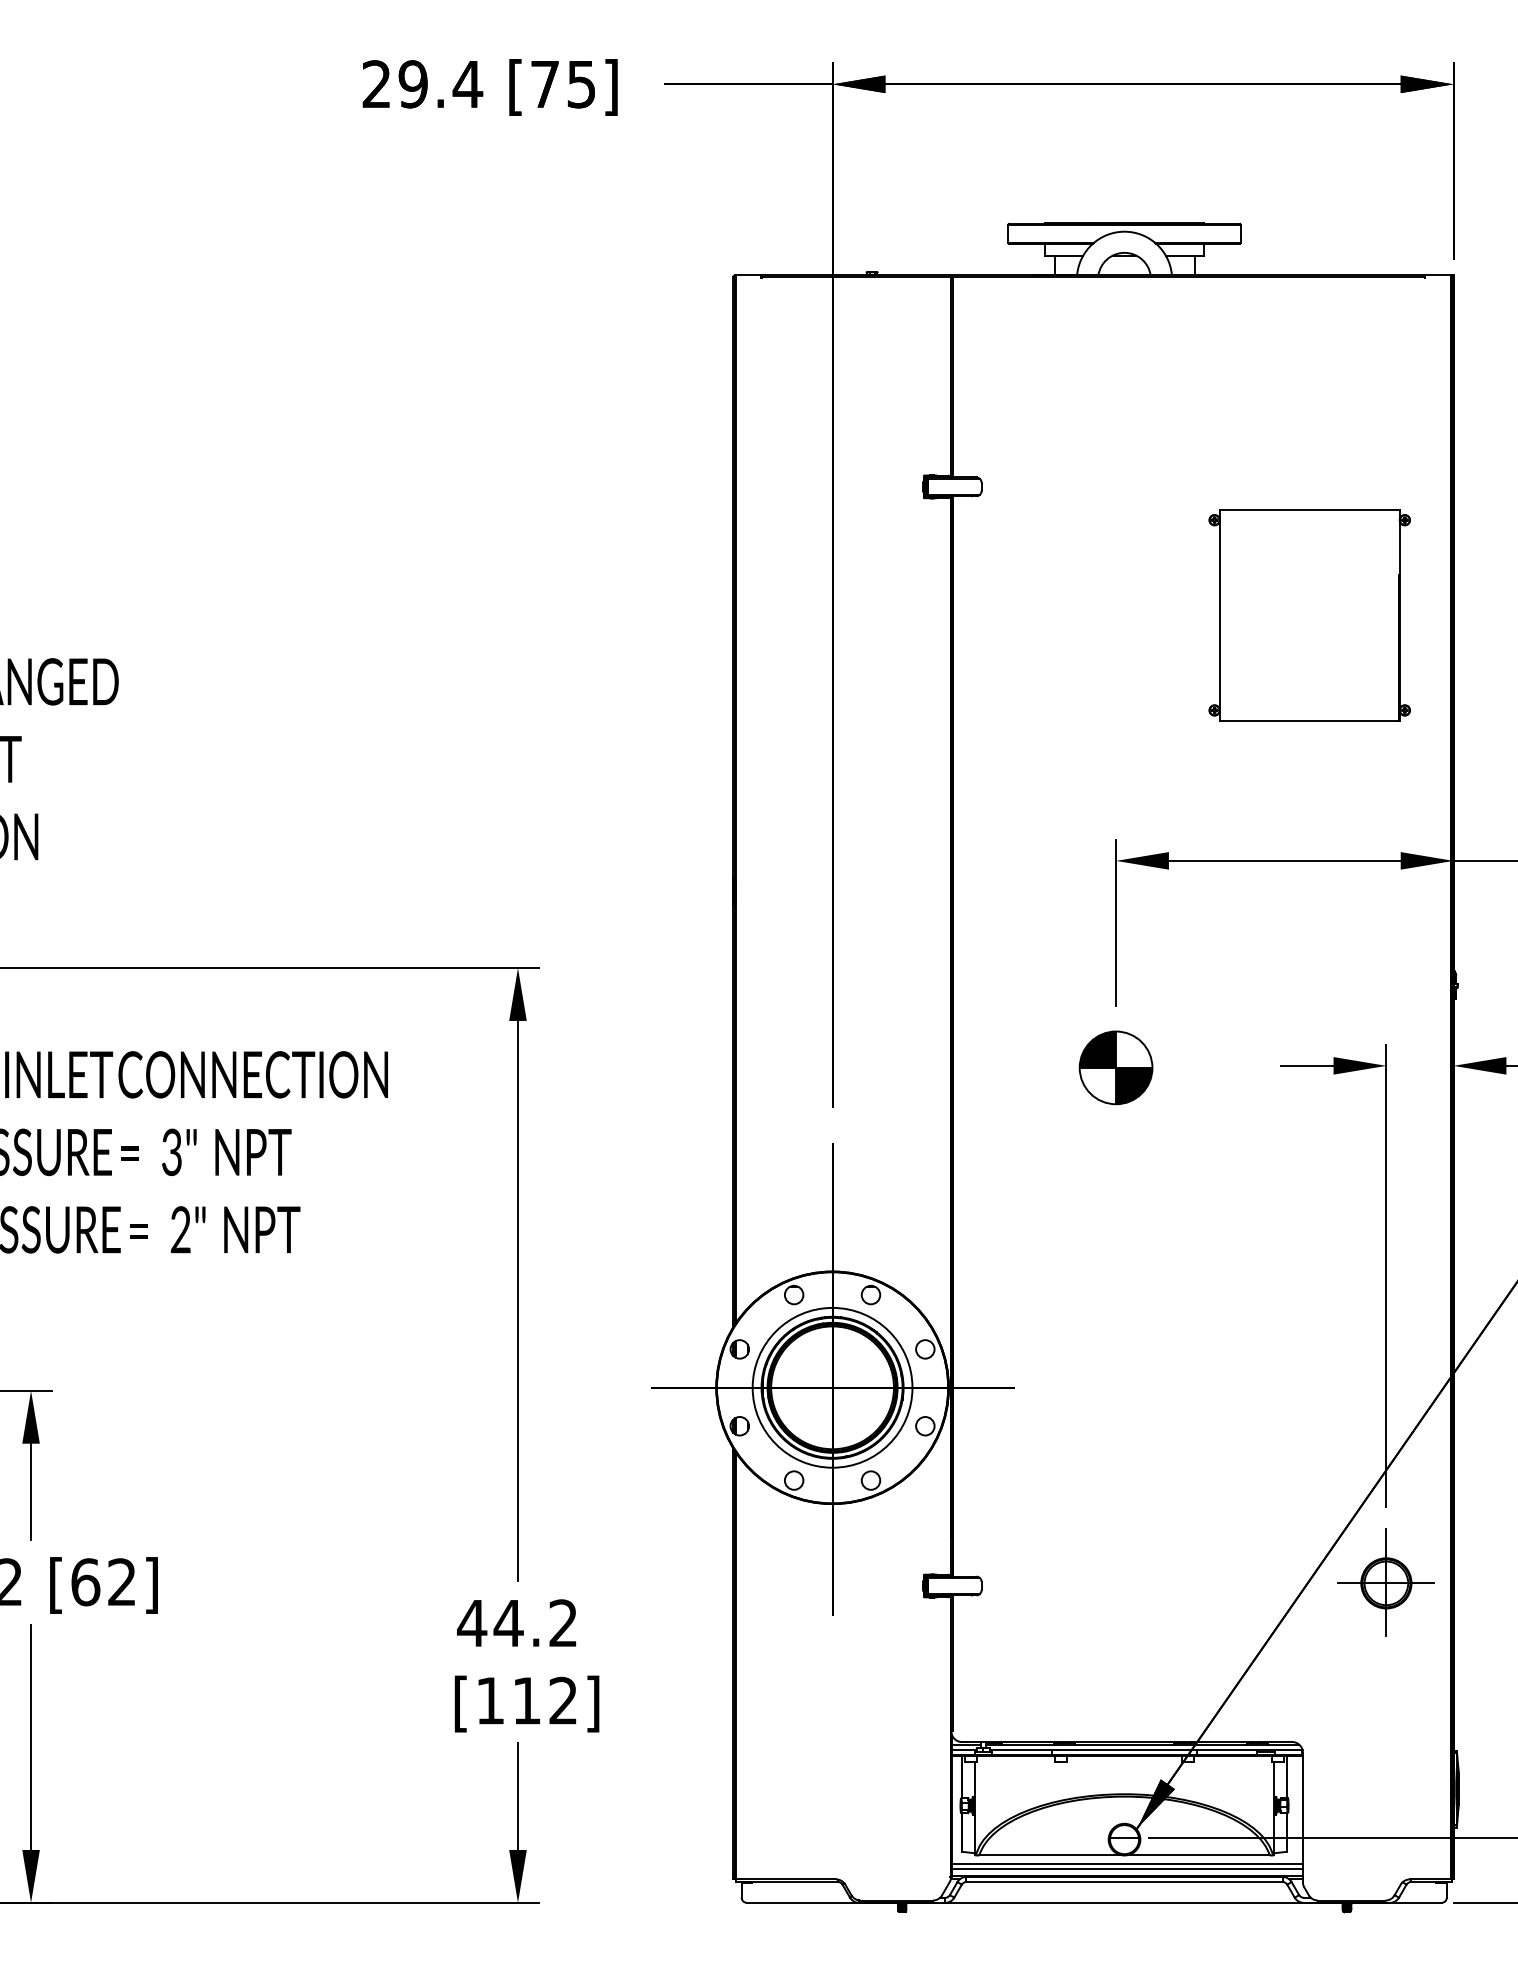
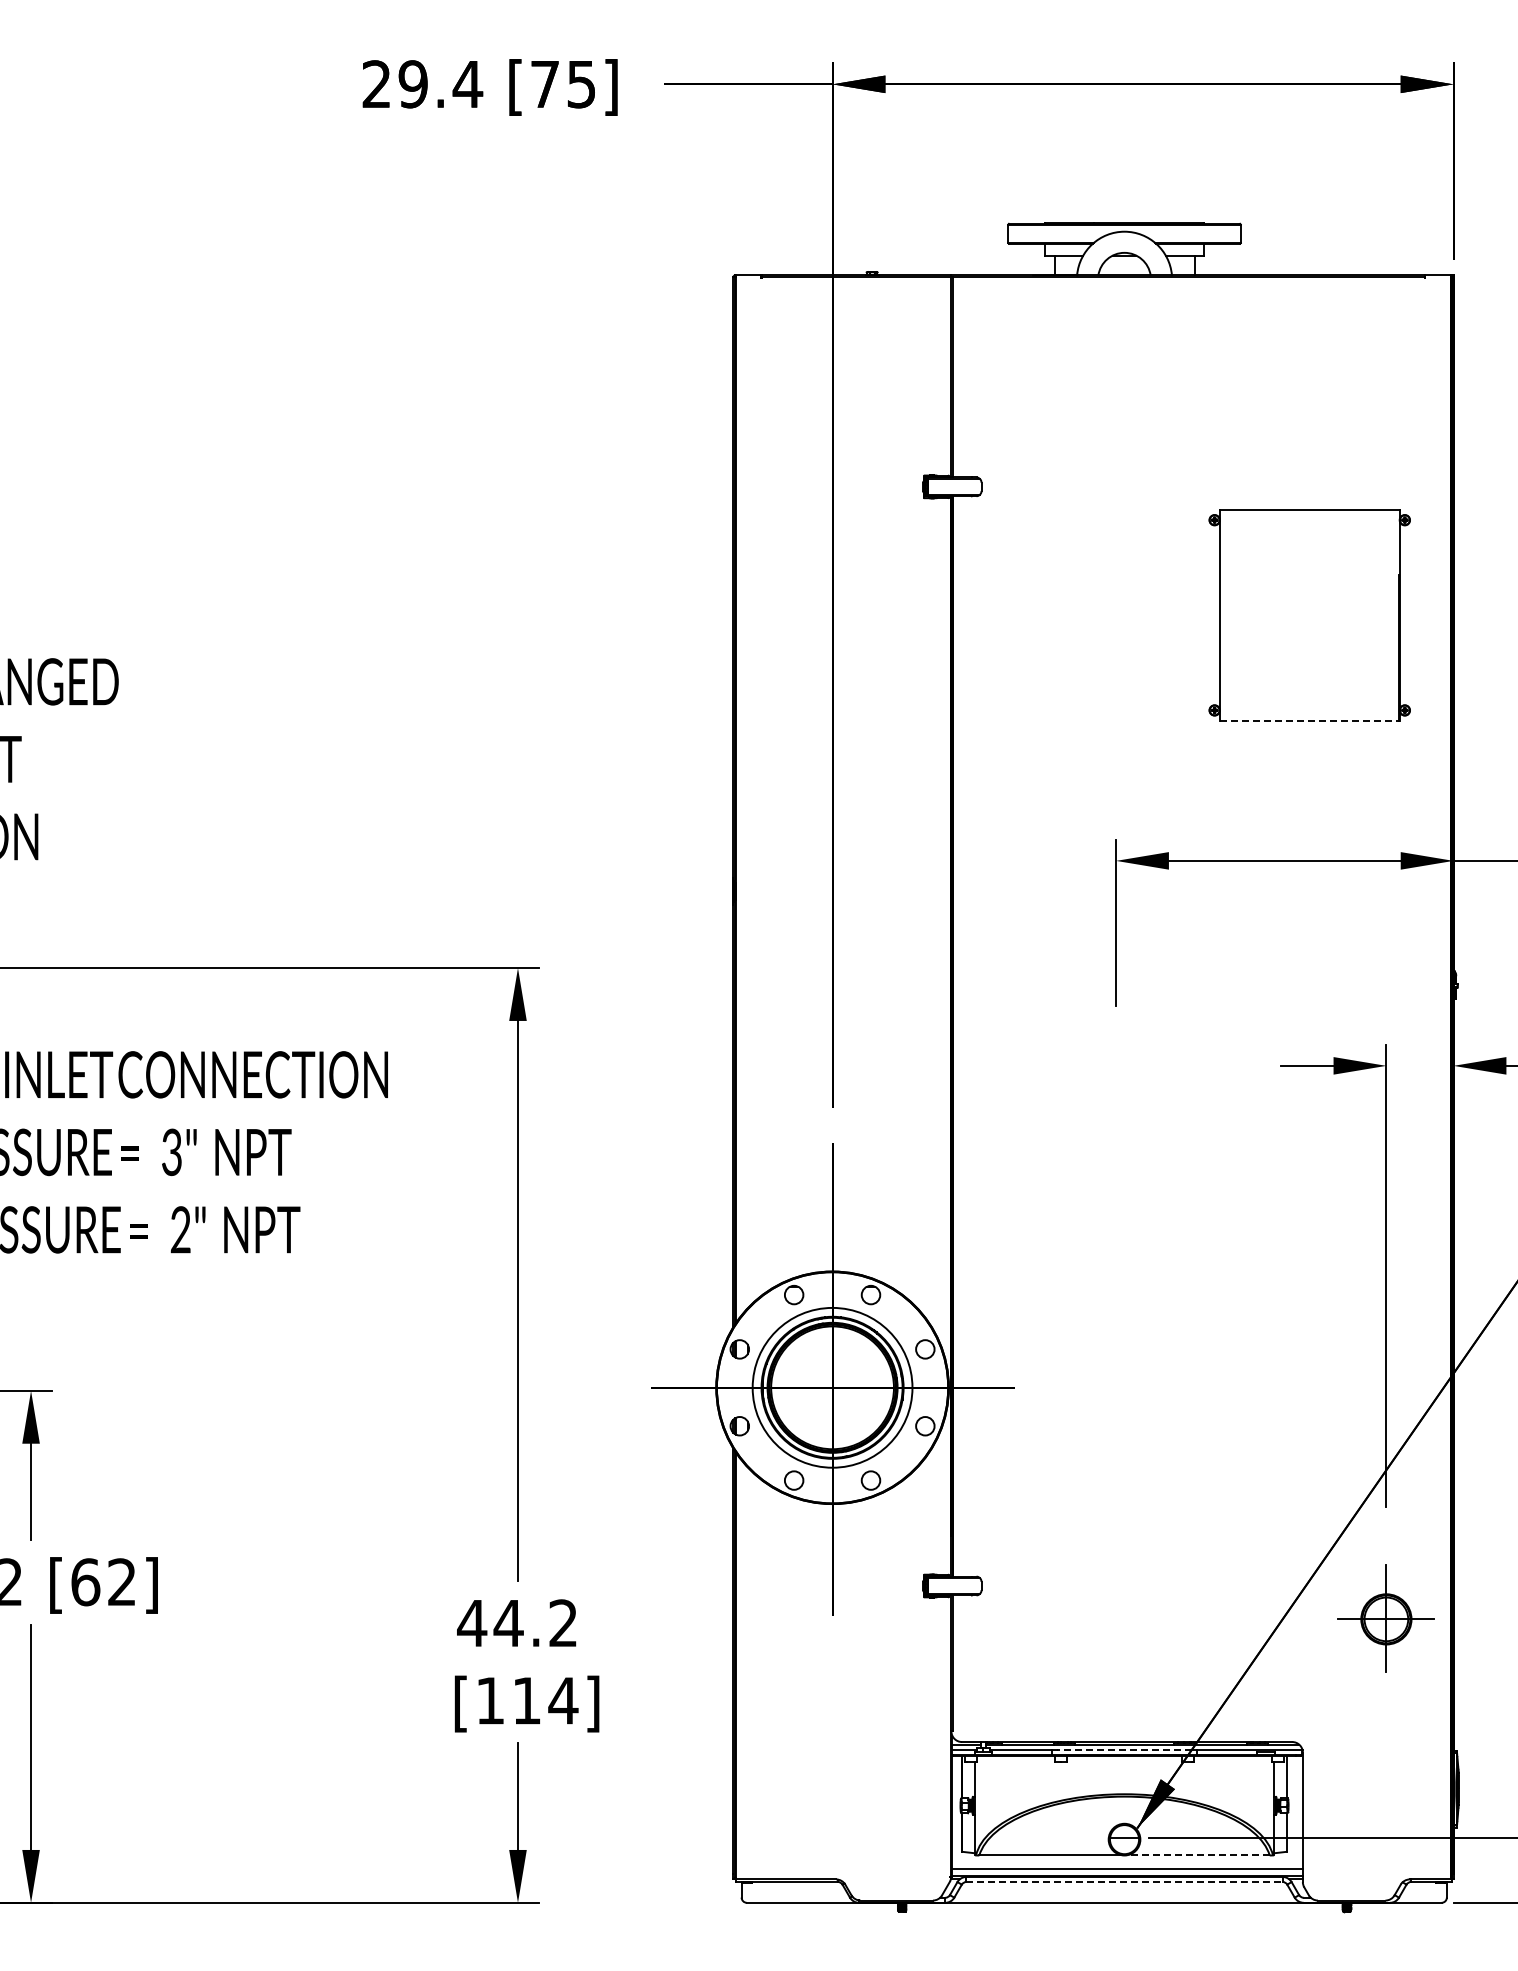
line: solid -> dashed (1309, 721)
part: present -> none (1115, 1067)
part position: (1385, 1582) -> (1385, 1618) (1385, 1618)
text: [112] -> [114] (563, 1700)
line: solid -> dashed (1124, 1749)
line: solid -> dashed (1197, 1855)
line: present -> none (1127, 1863)
line: solid -> dashed (1125, 1882)
